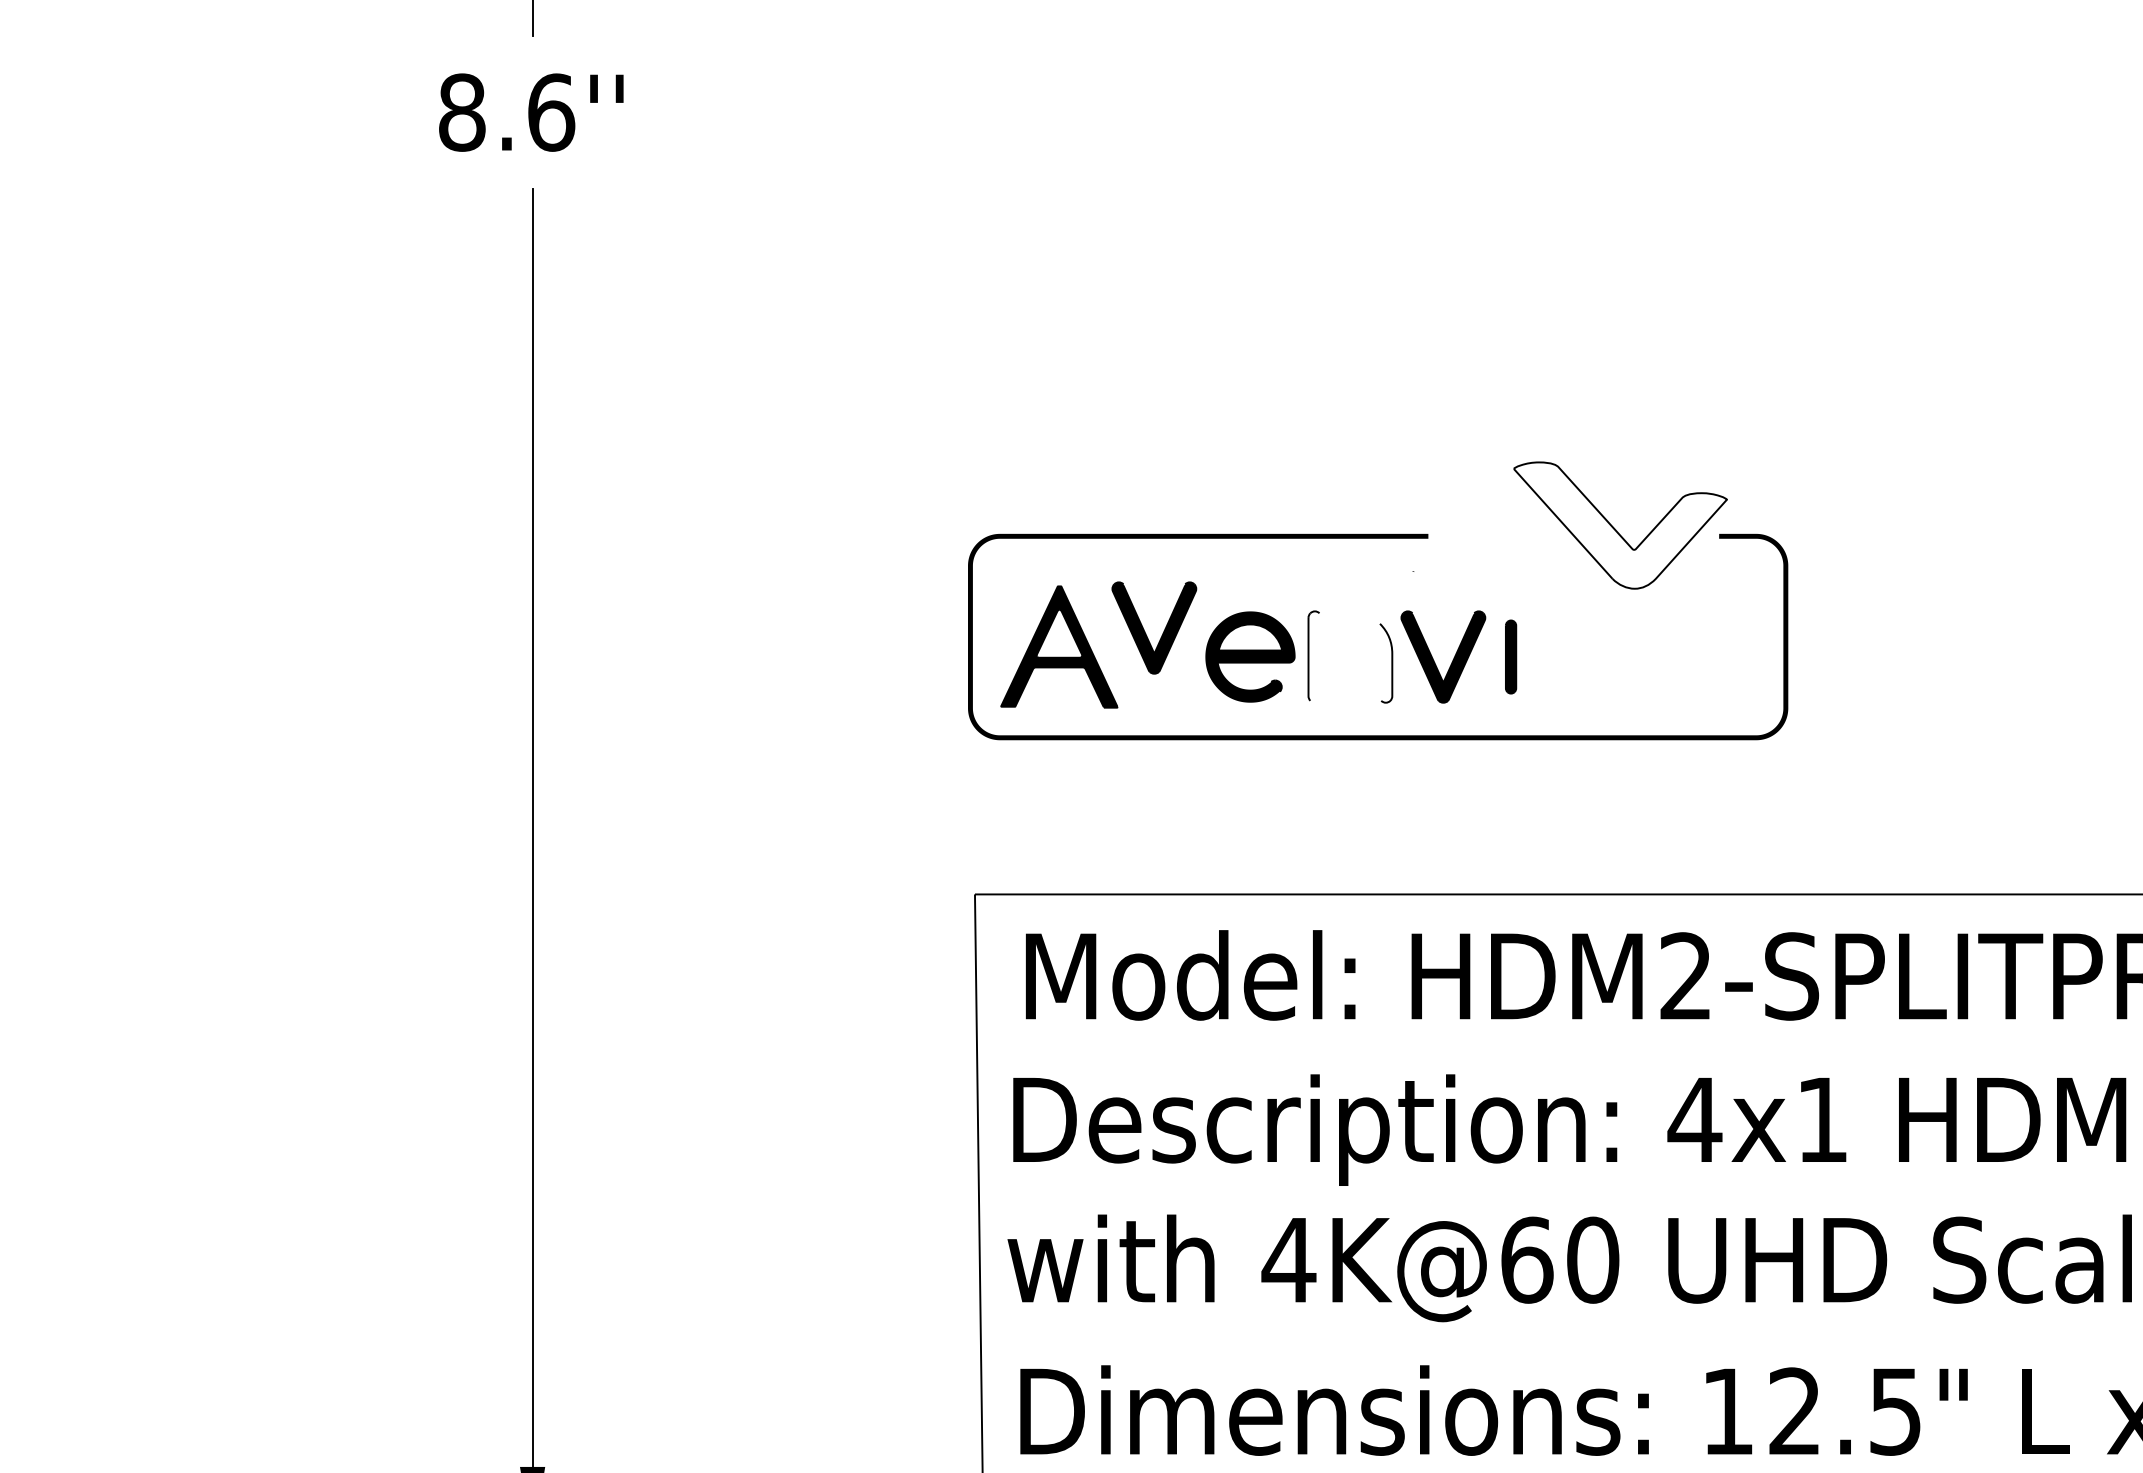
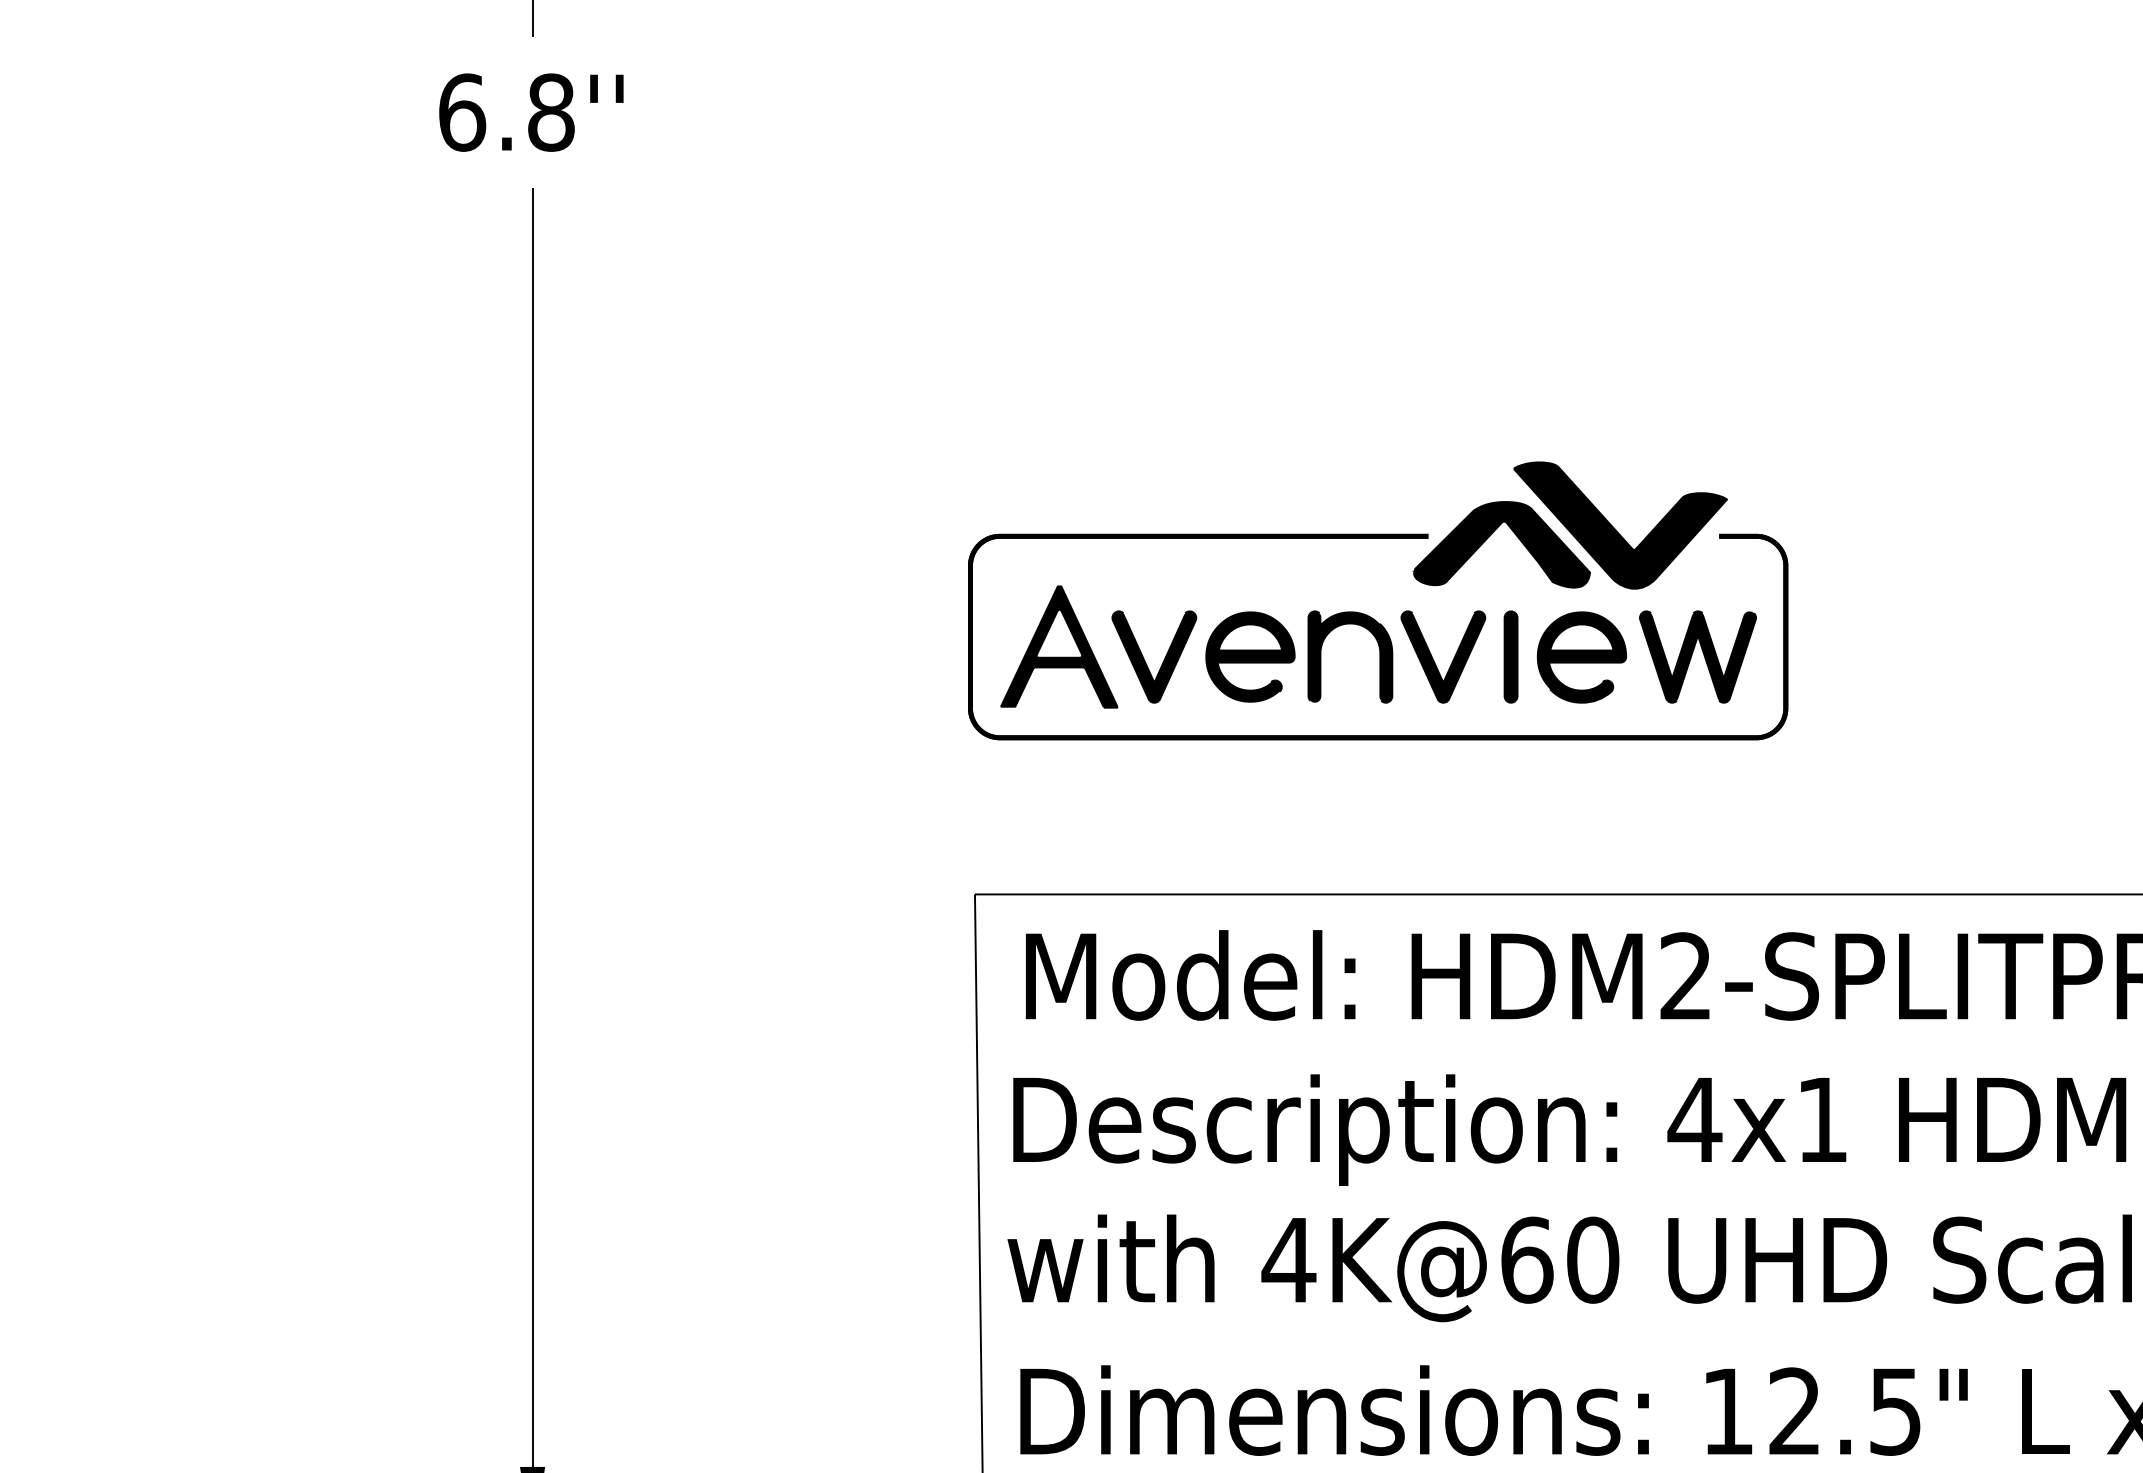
text: 8.6'' -> 6.8'' (507, 112)
fill: none -> present (1619, 525)
fill: none -> present (1502, 544)
part position: (1163, 630) -> (1163, 659) (1163, 659)
fill: none -> present (1378, 636)
fill: none -> present (1350, 656)
part size: 13x76 px -> 16x94 px (1510, 656)
part: none -> present (1697, 656)
part: none -> present (1581, 657)
